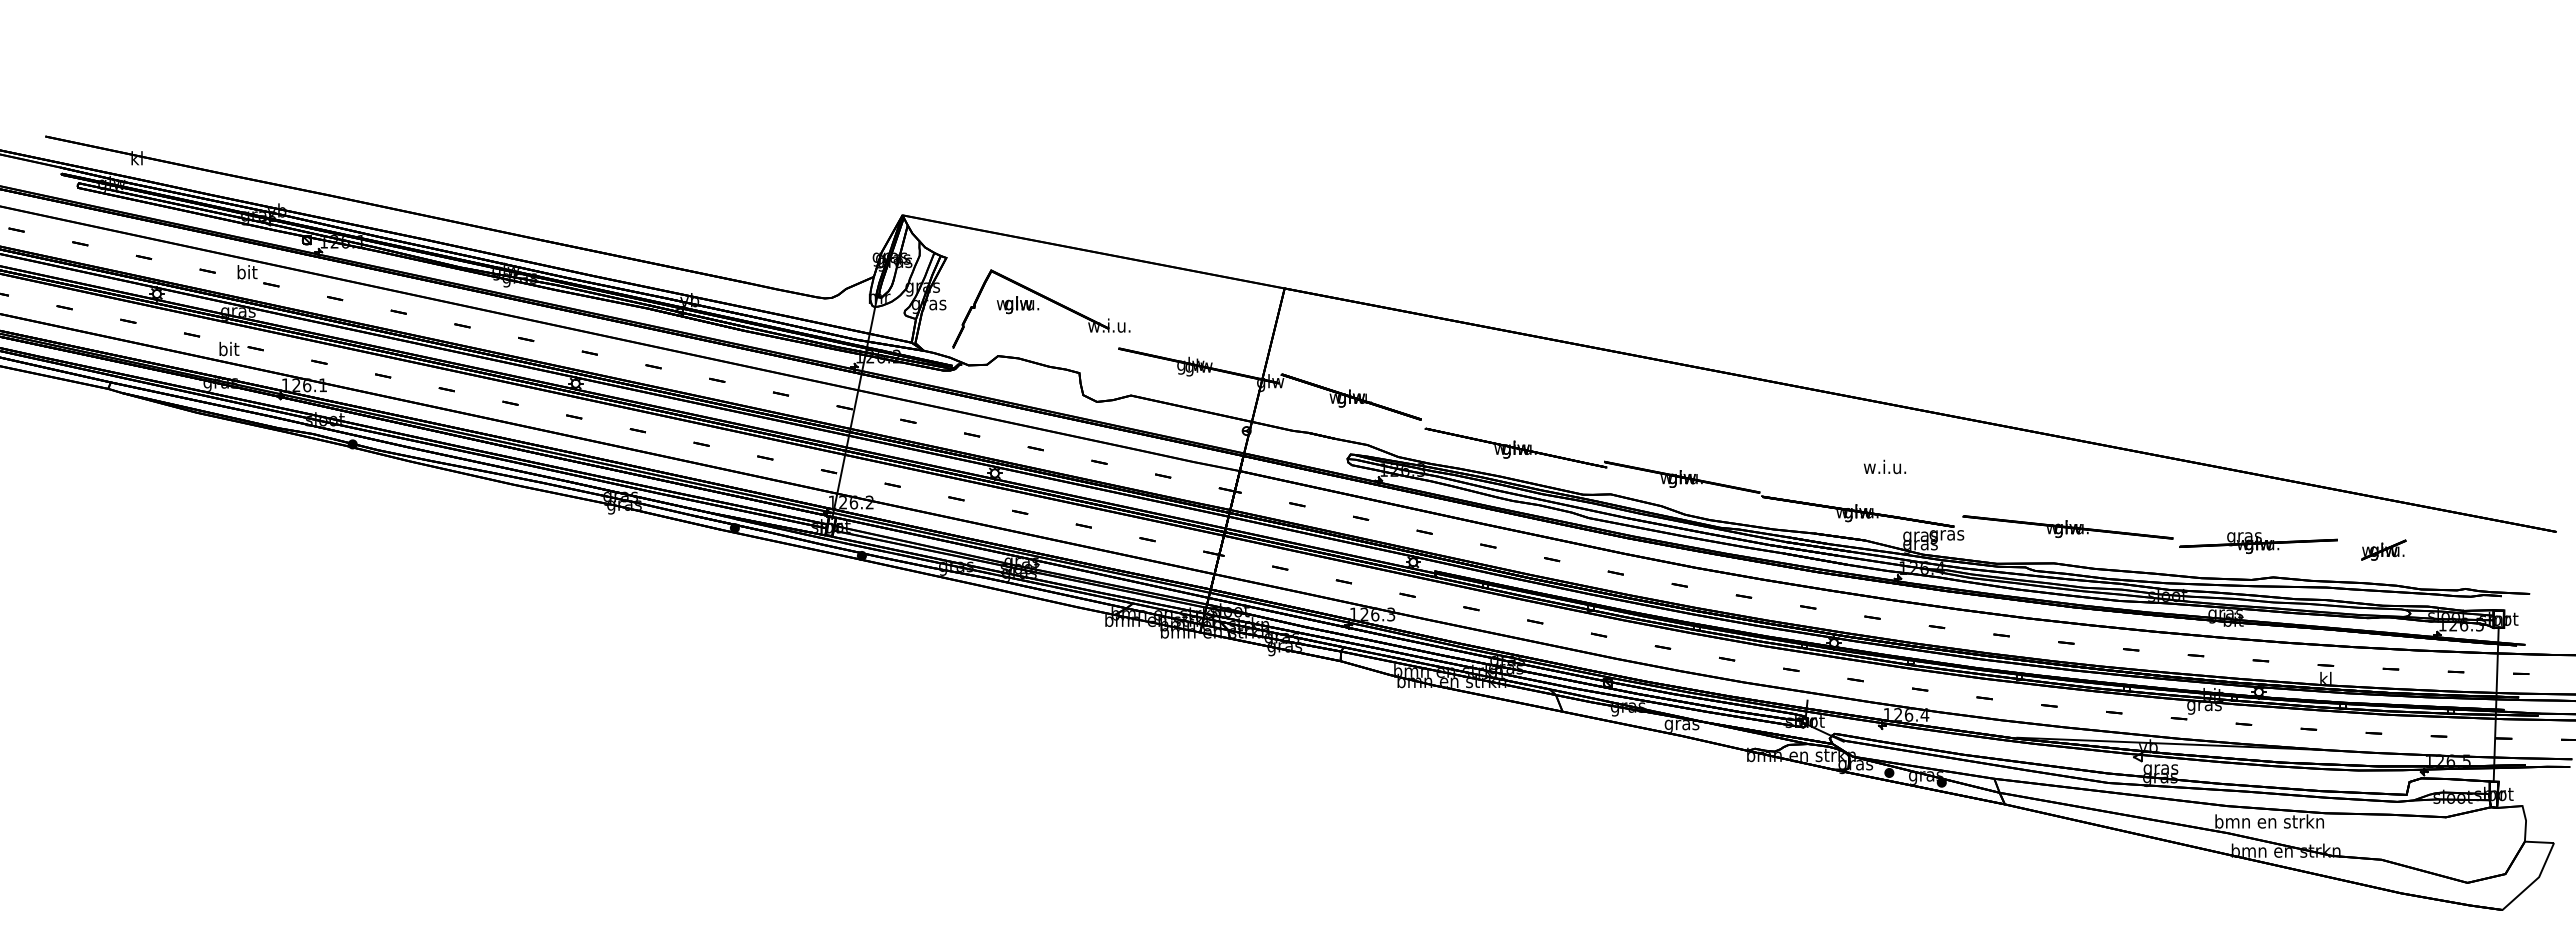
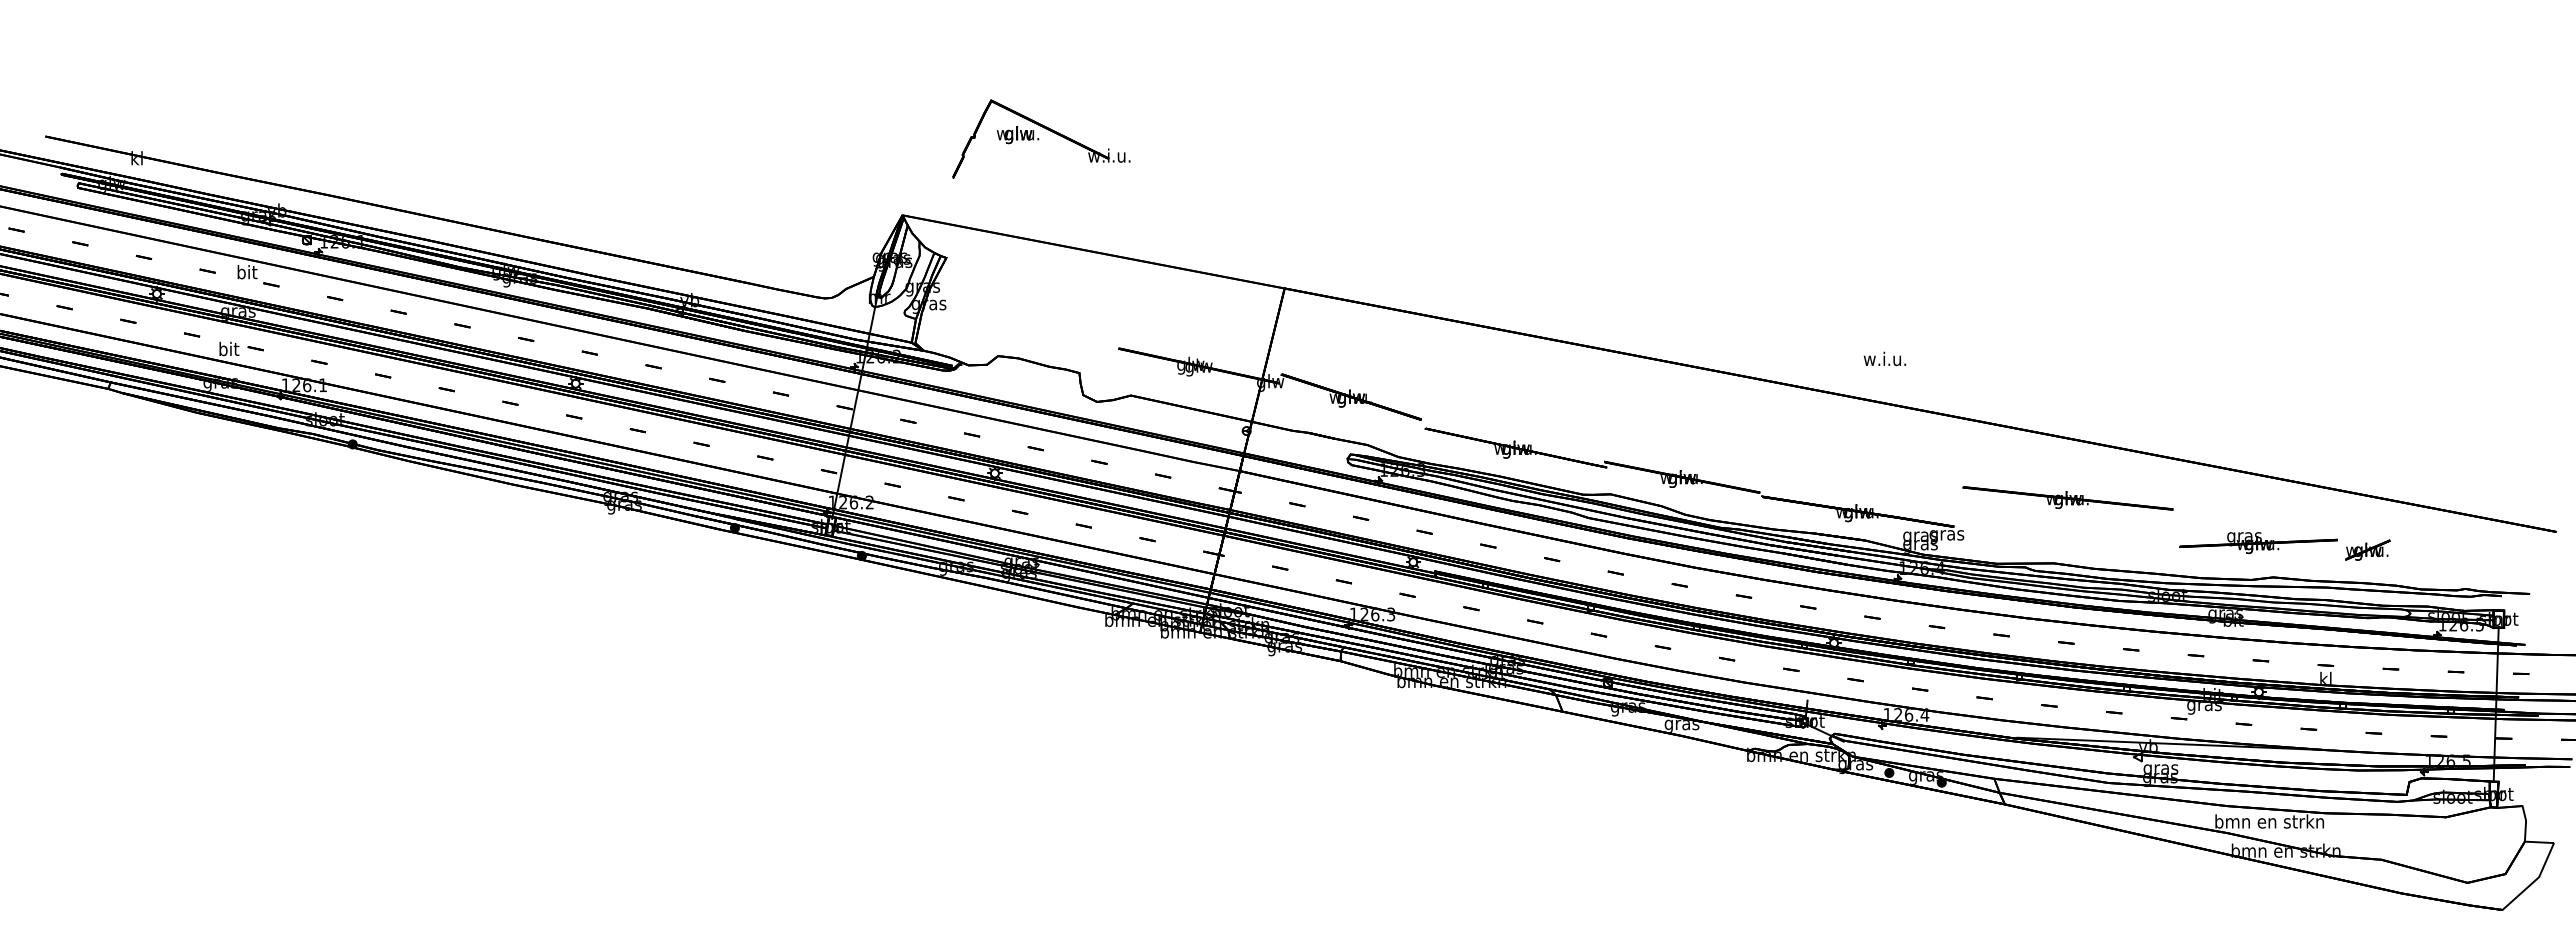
part position: (1041, 308) -> (1041, 138) (1041, 138)
text position: (1884, 466) -> (1884, 358) (1884, 358)
part position: (2067, 527) -> (2067, 498) (2067, 498)
part position: (2383, 549) -> (2367, 549) (2367, 549)
